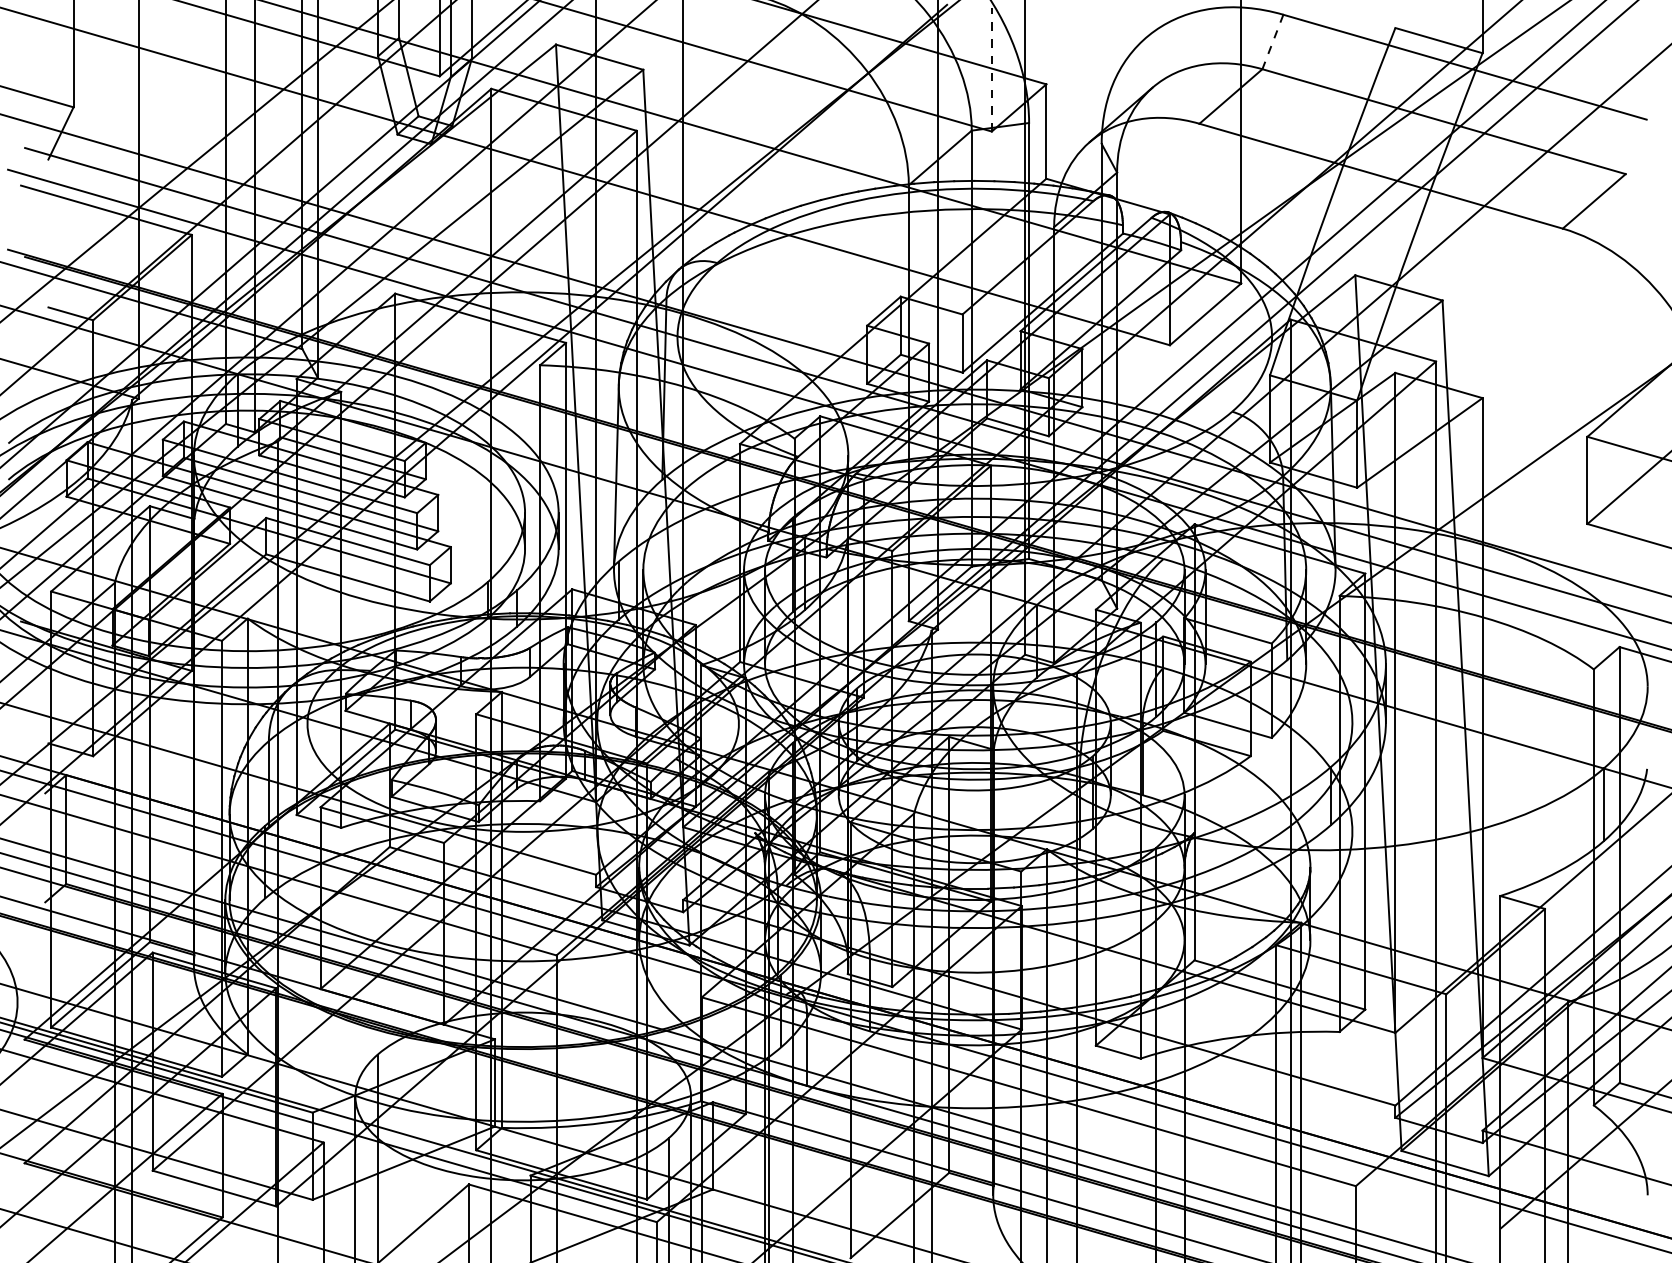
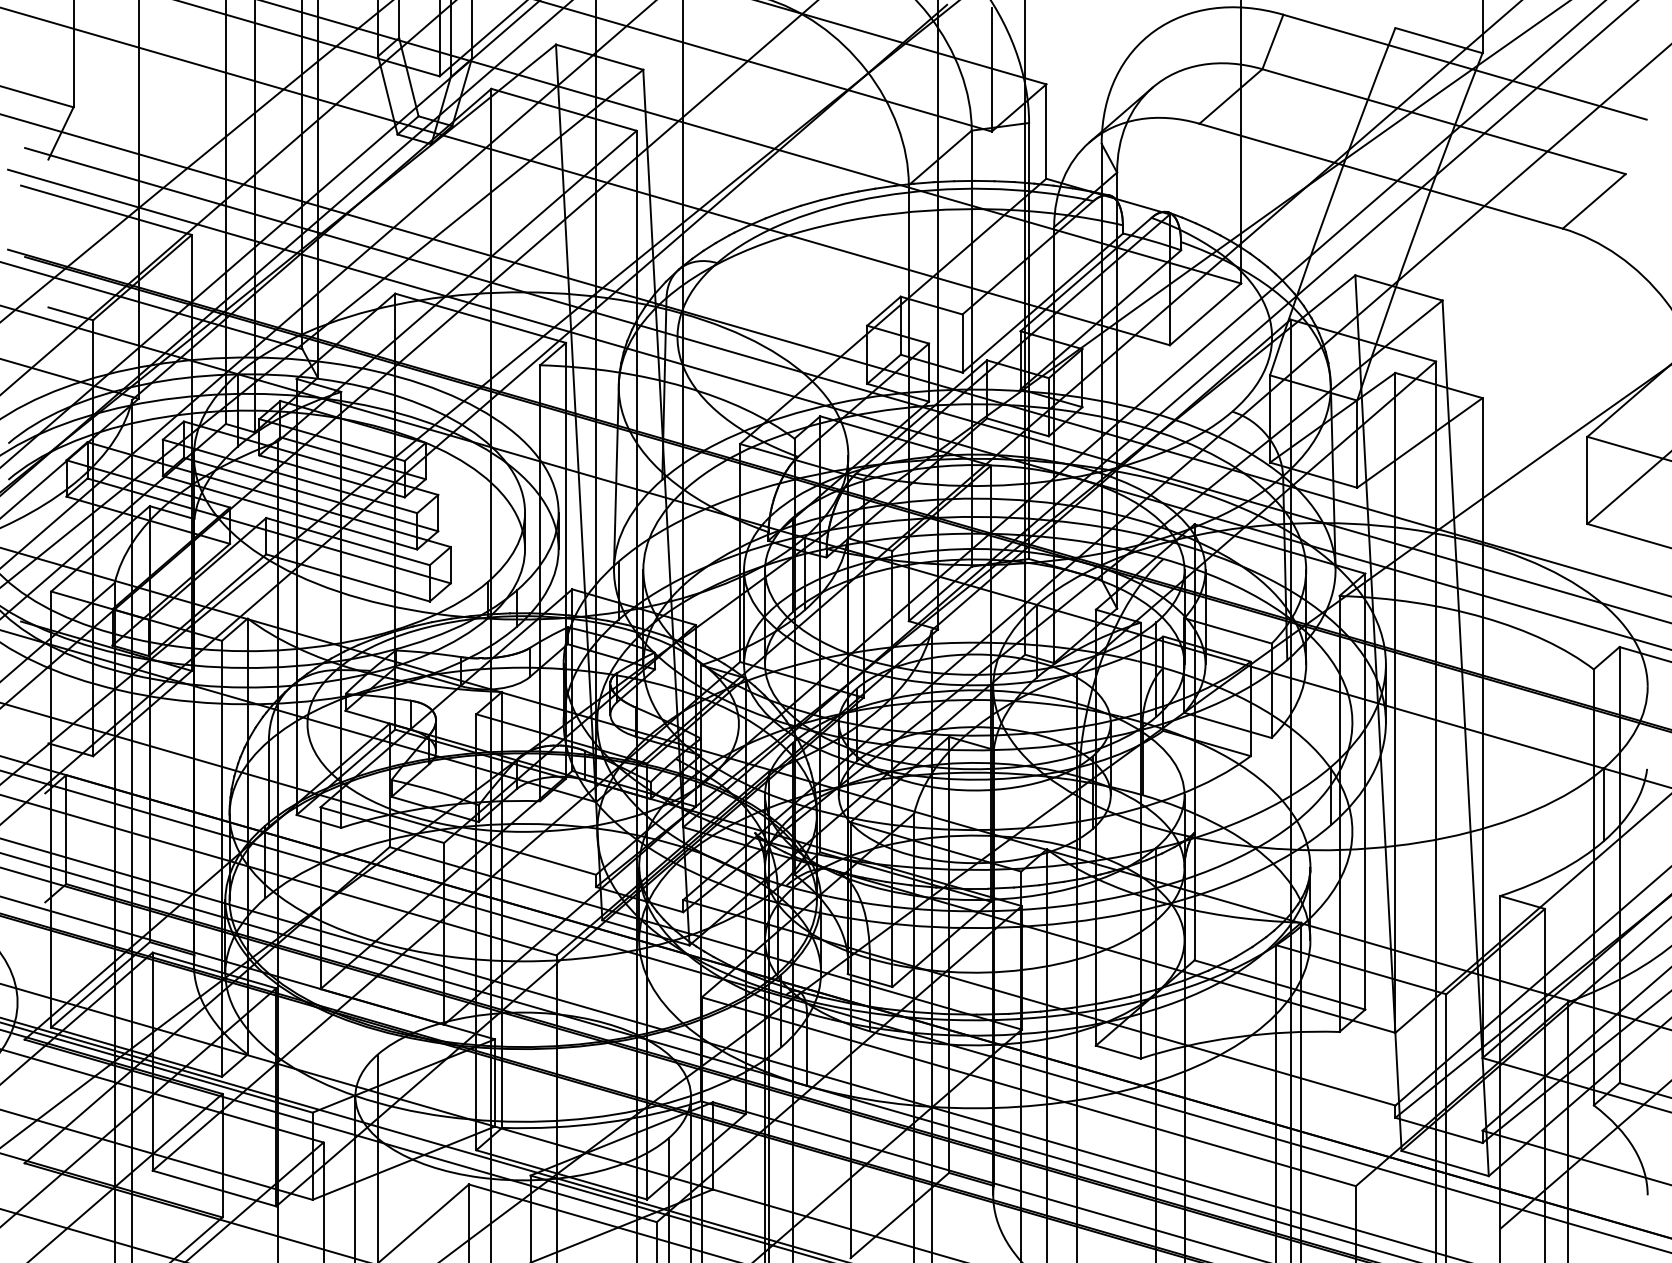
line: dashed -> solid (1272, 42)
line: dashed -> solid (991, 69)
